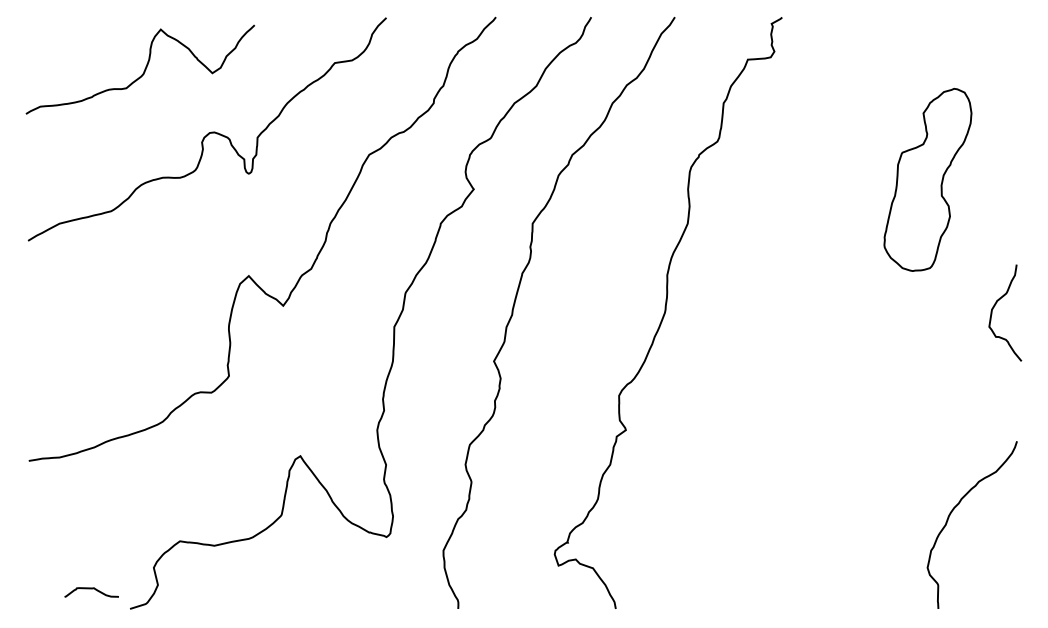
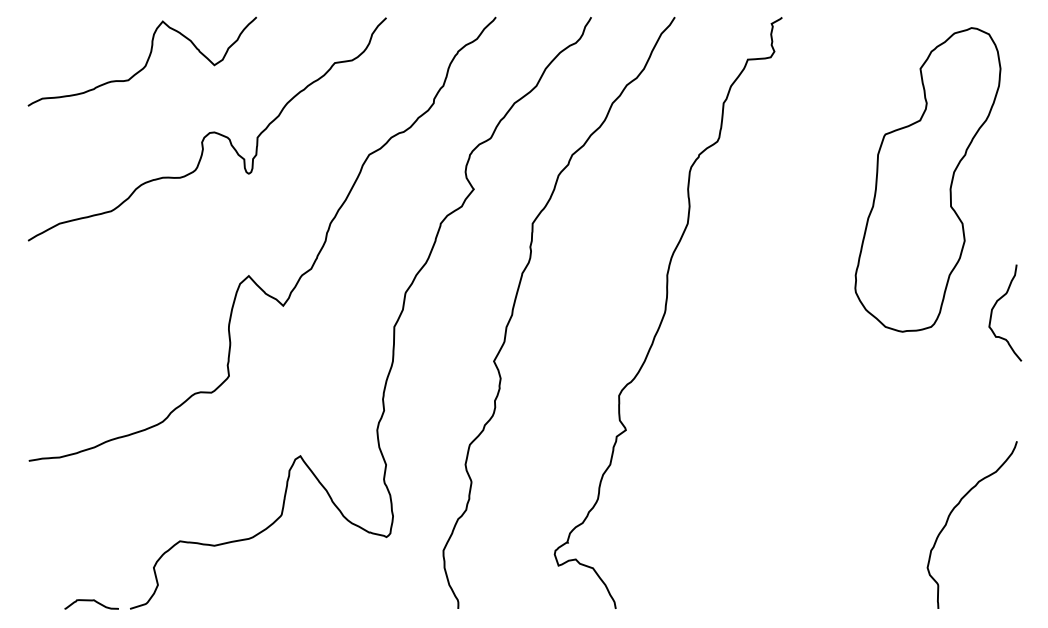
curve position: (143, 71) -> (145, 63) (145, 63)
part size: 90x184 px -> 148x306 px (927, 179)
curve position: (91, 589) -> (91, 601) (91, 601)
